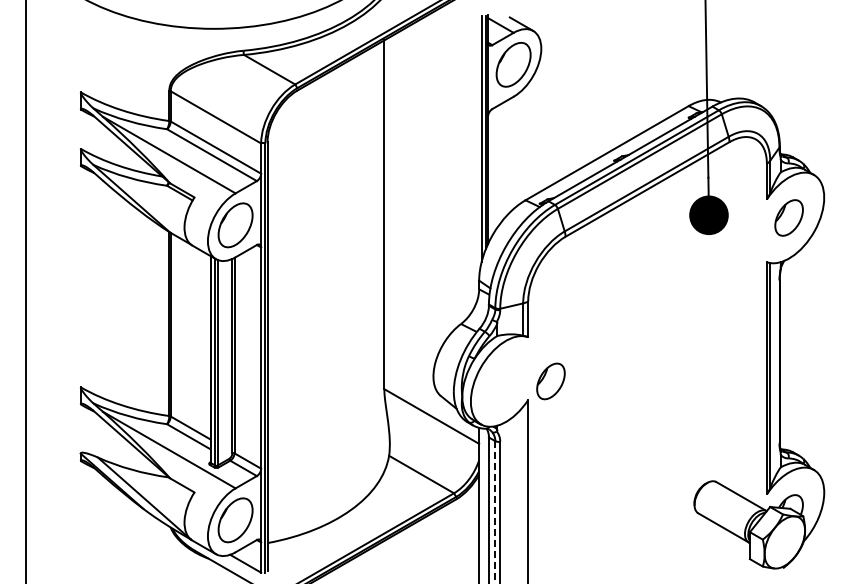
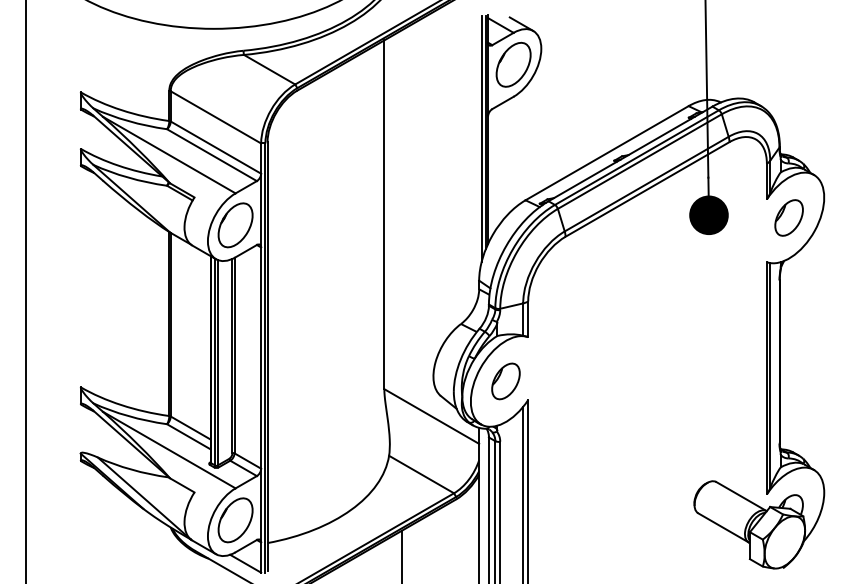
part position: (550, 381) -> (505, 381) (505, 381)
line: none -> present (523, 493)
line: dashed -> solid (495, 512)
line: none -> present (402, 555)
